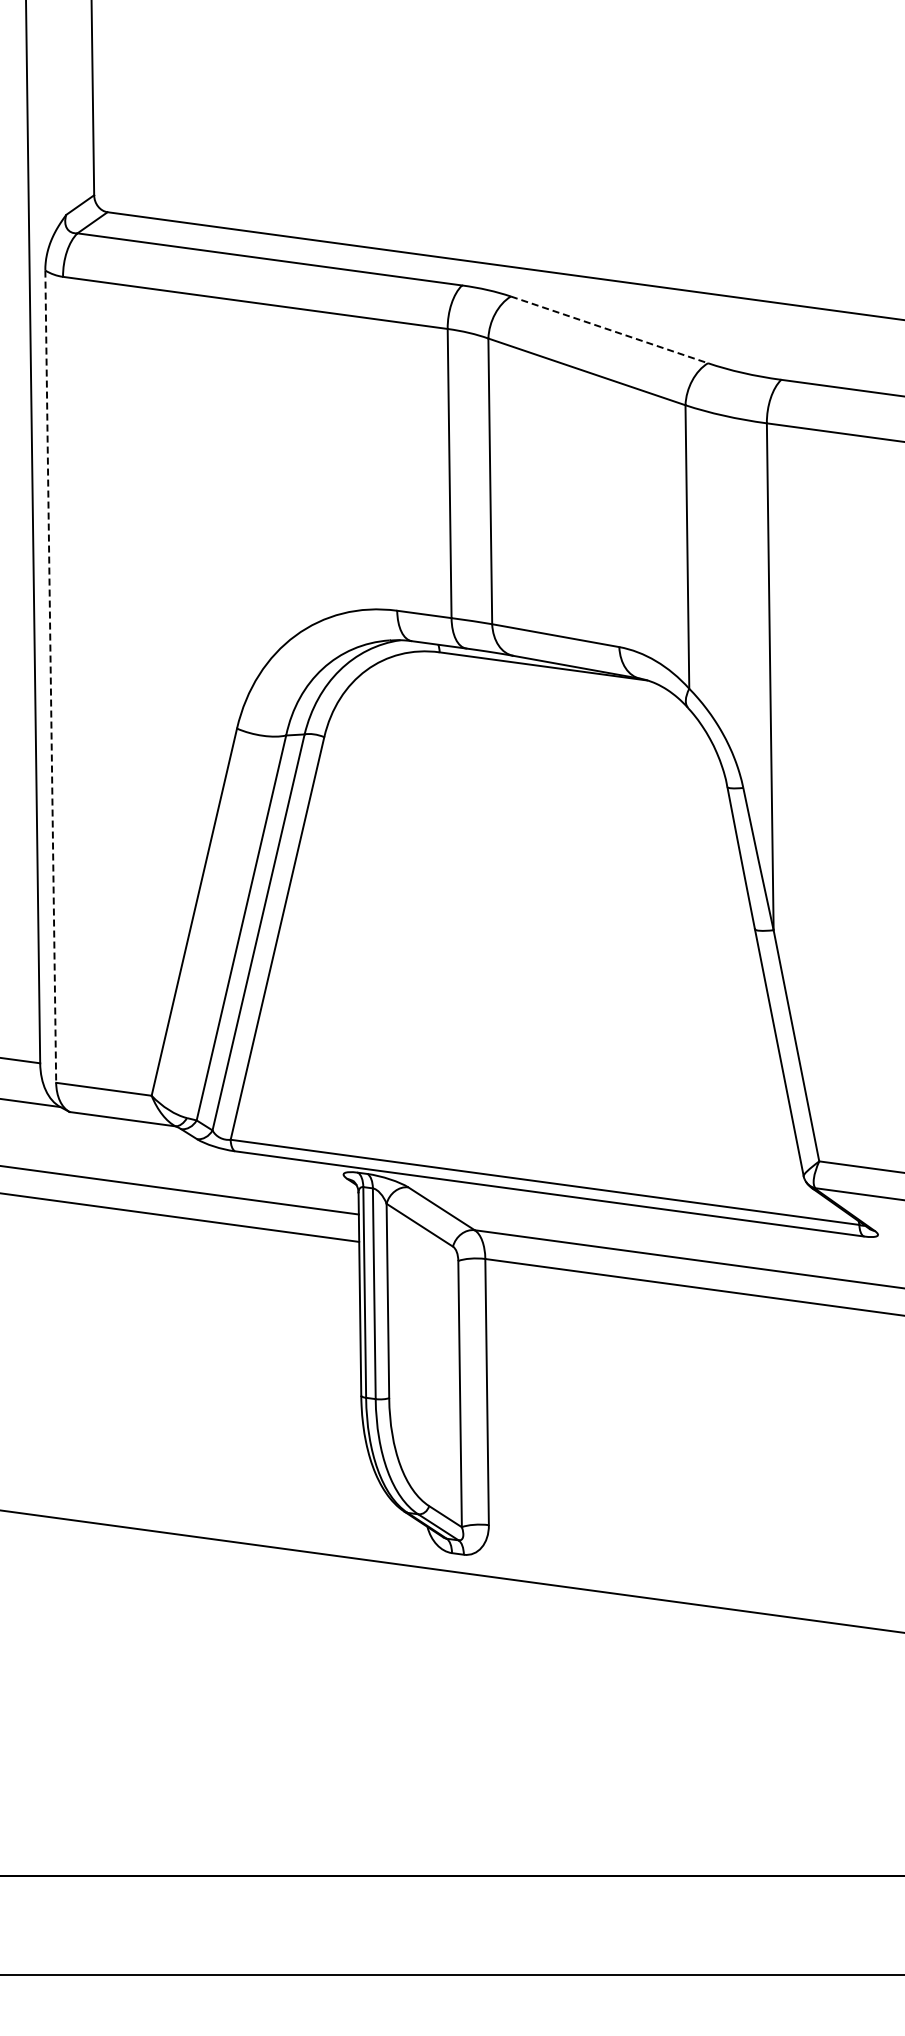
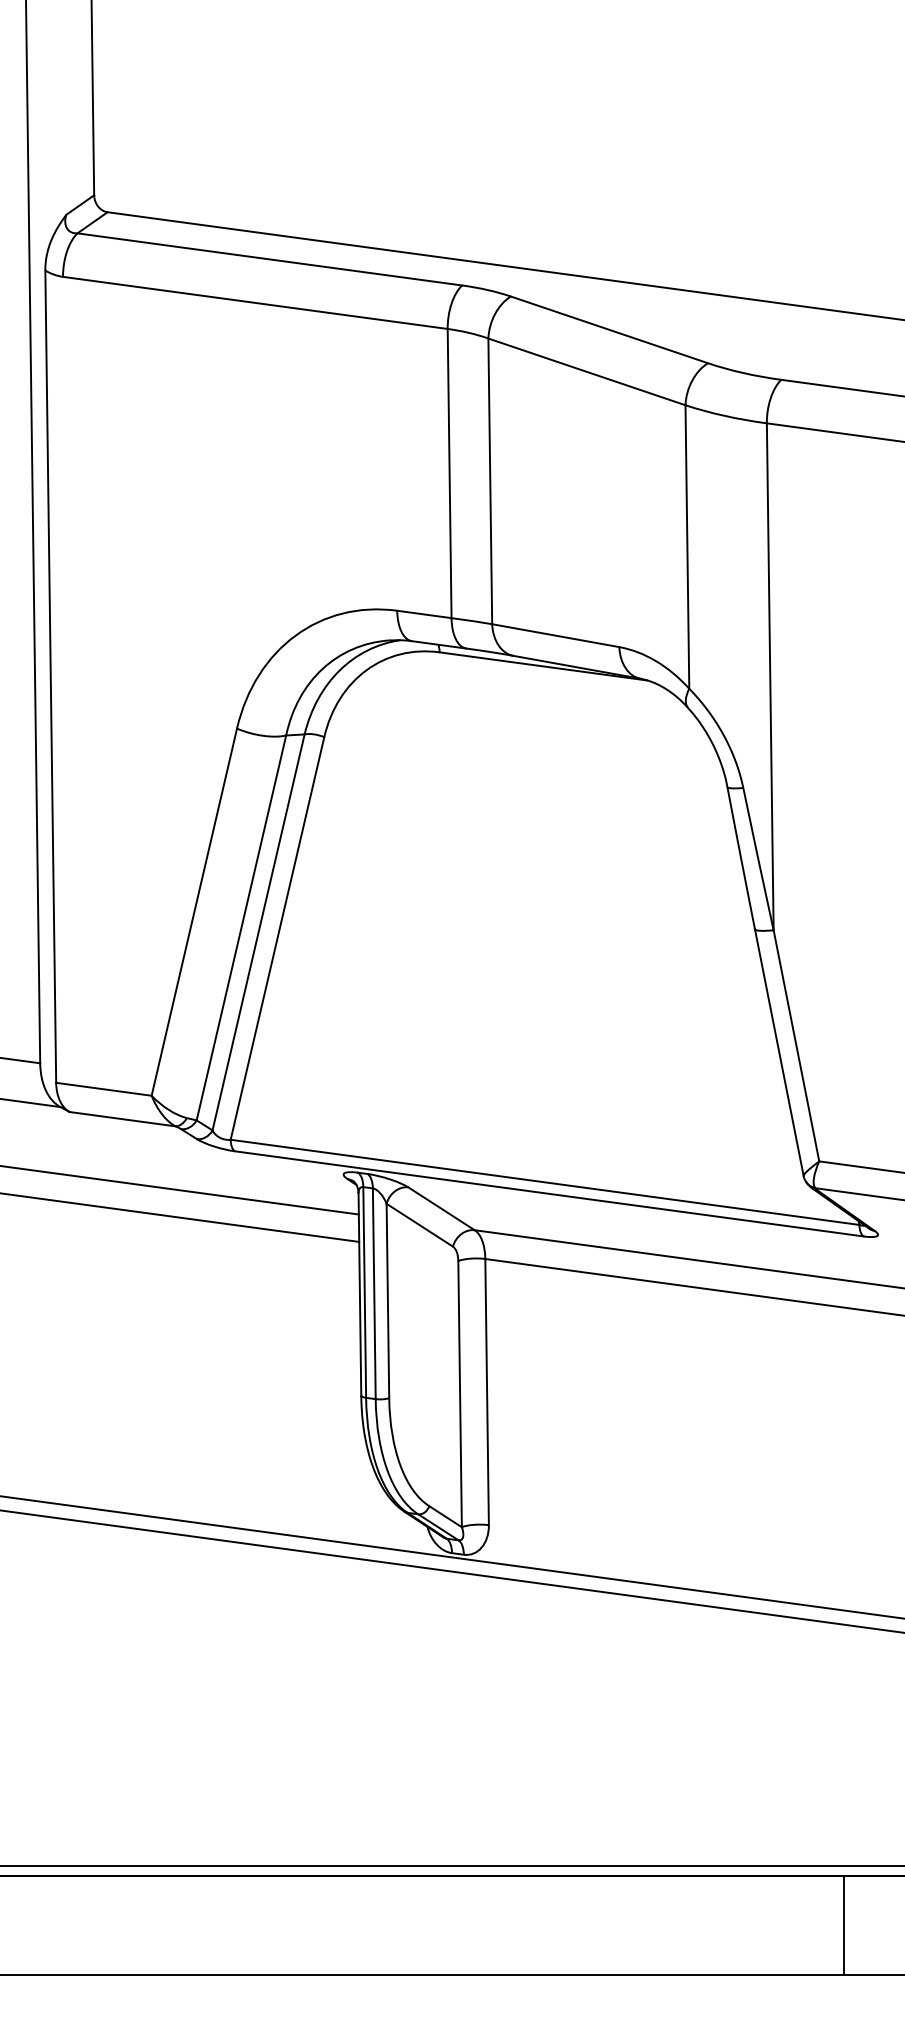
line: dashed -> solid (609, 330)
line: dashed -> solid (50, 677)
line: none -> present (451, 1557)
line: none -> present (451, 1865)
line: none -> present (843, 1925)
